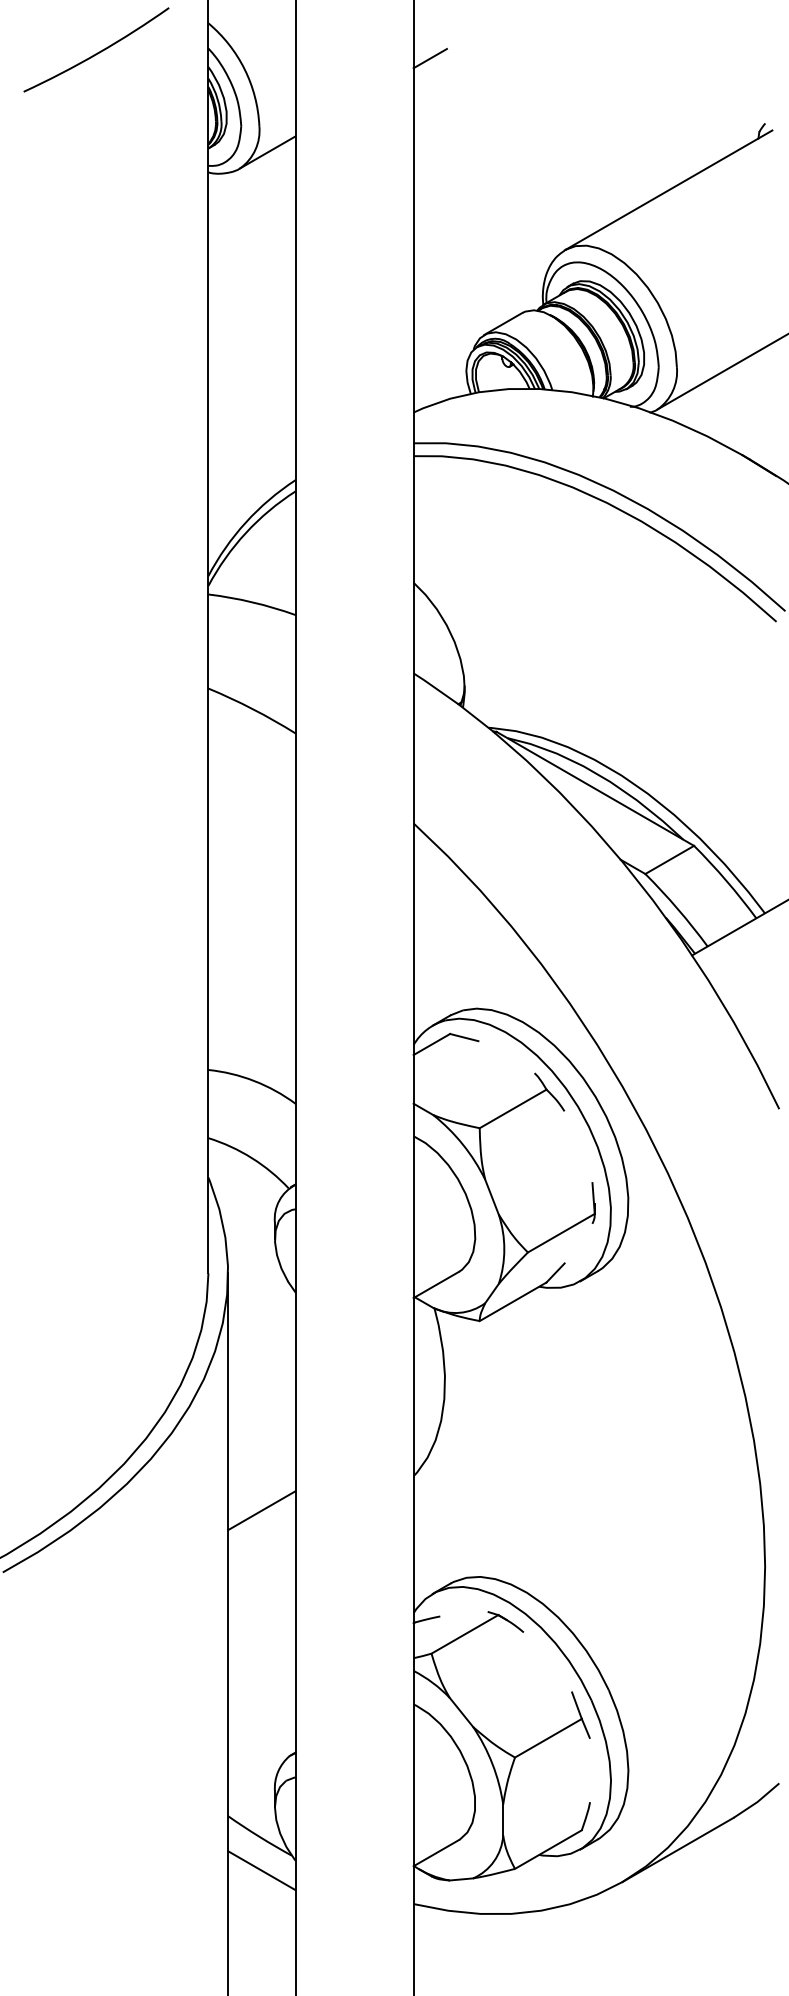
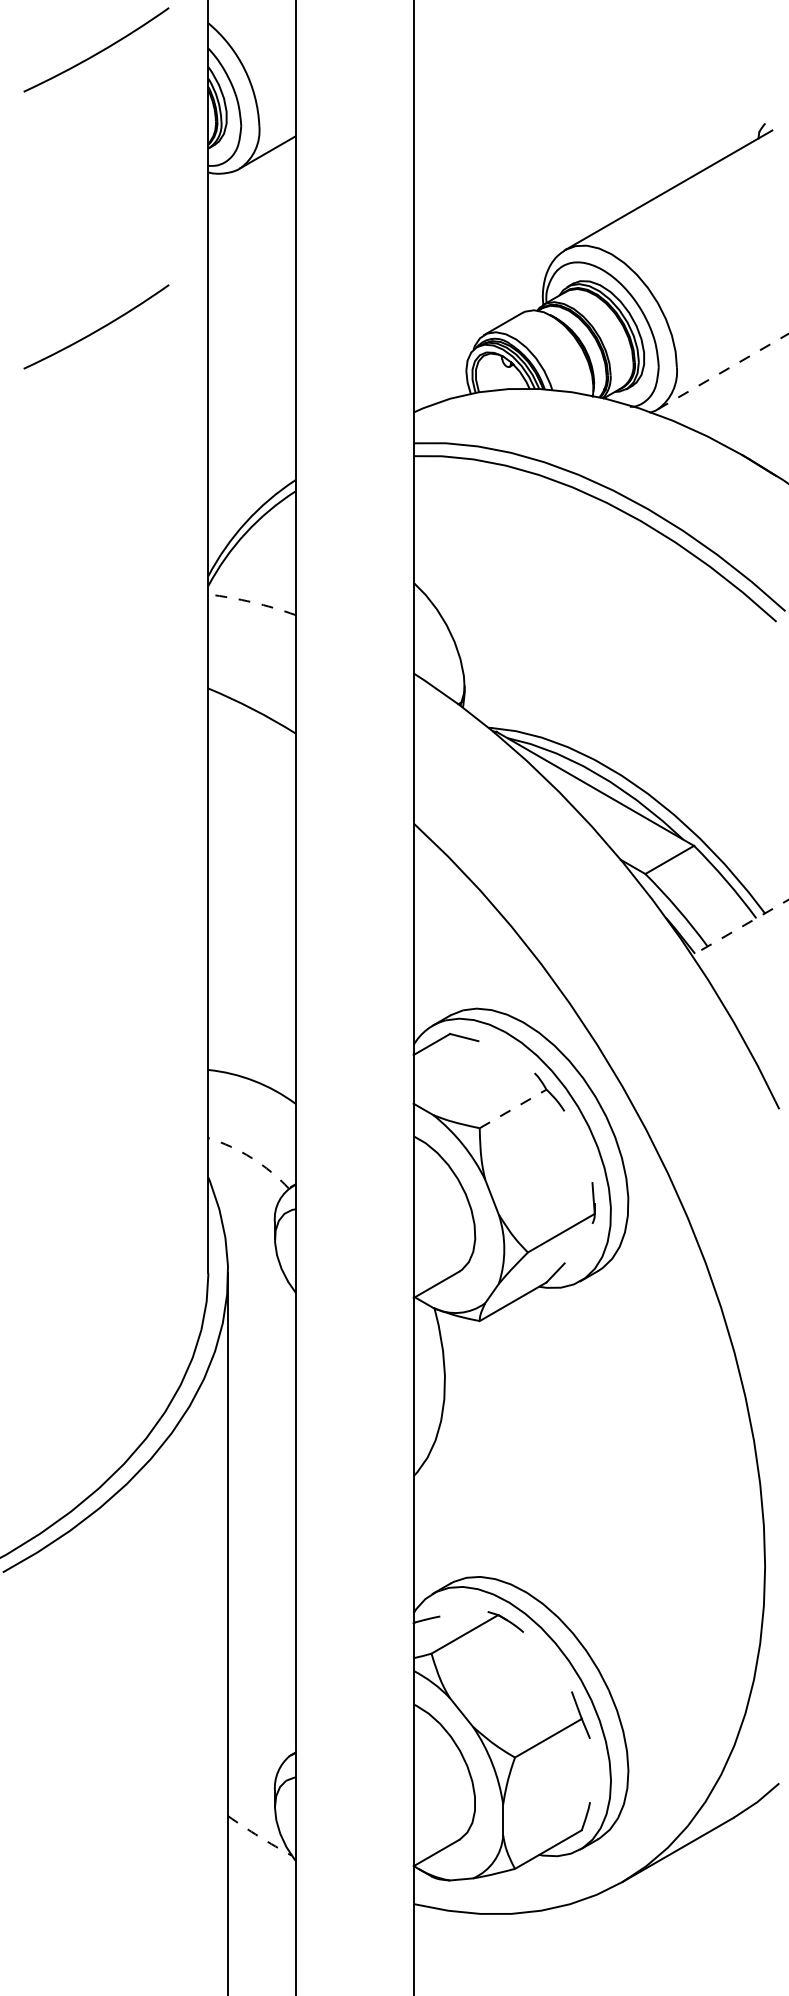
line: present -> none (429, 58)
arc: none -> present (97, 329)
line: solid -> dashed (723, 371)
arc: solid -> dashed (252, 602)
line: solid -> dashed (740, 927)
line: solid -> dashed (513, 1108)
arc: solid -> dashed (251, 1158)
line: present -> none (261, 1510)
arc: solid -> dashed (259, 1836)
line: present -> none (261, 1870)
